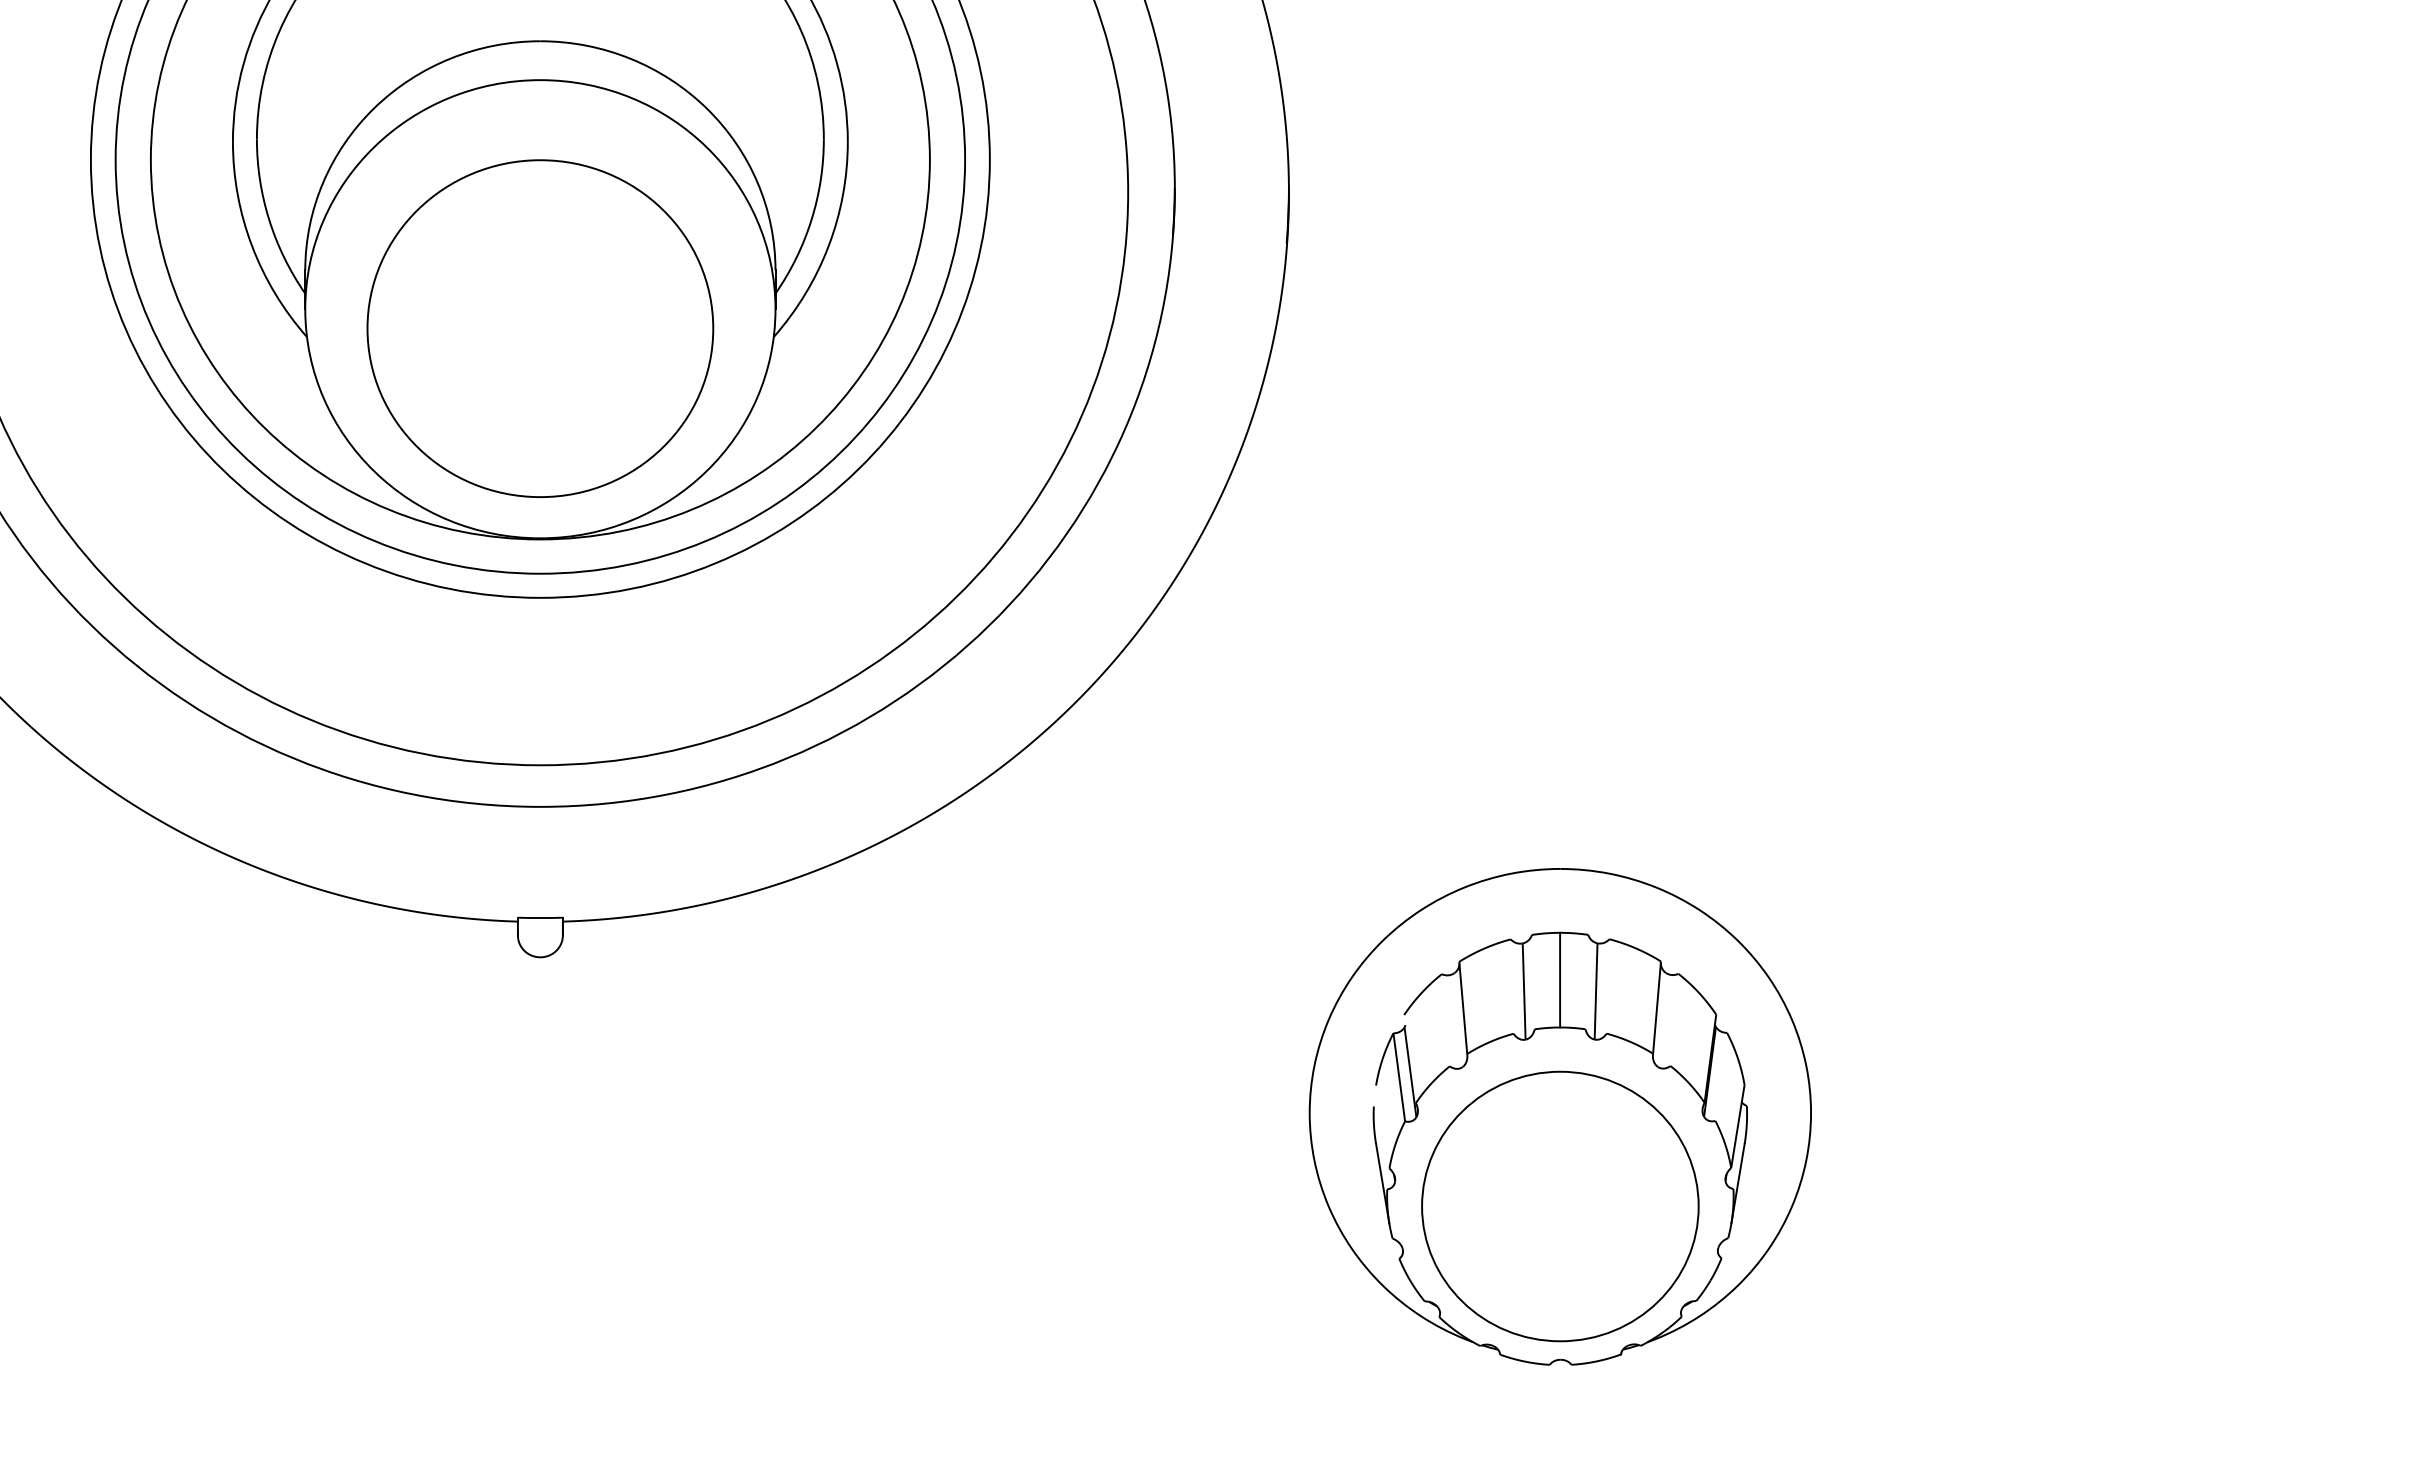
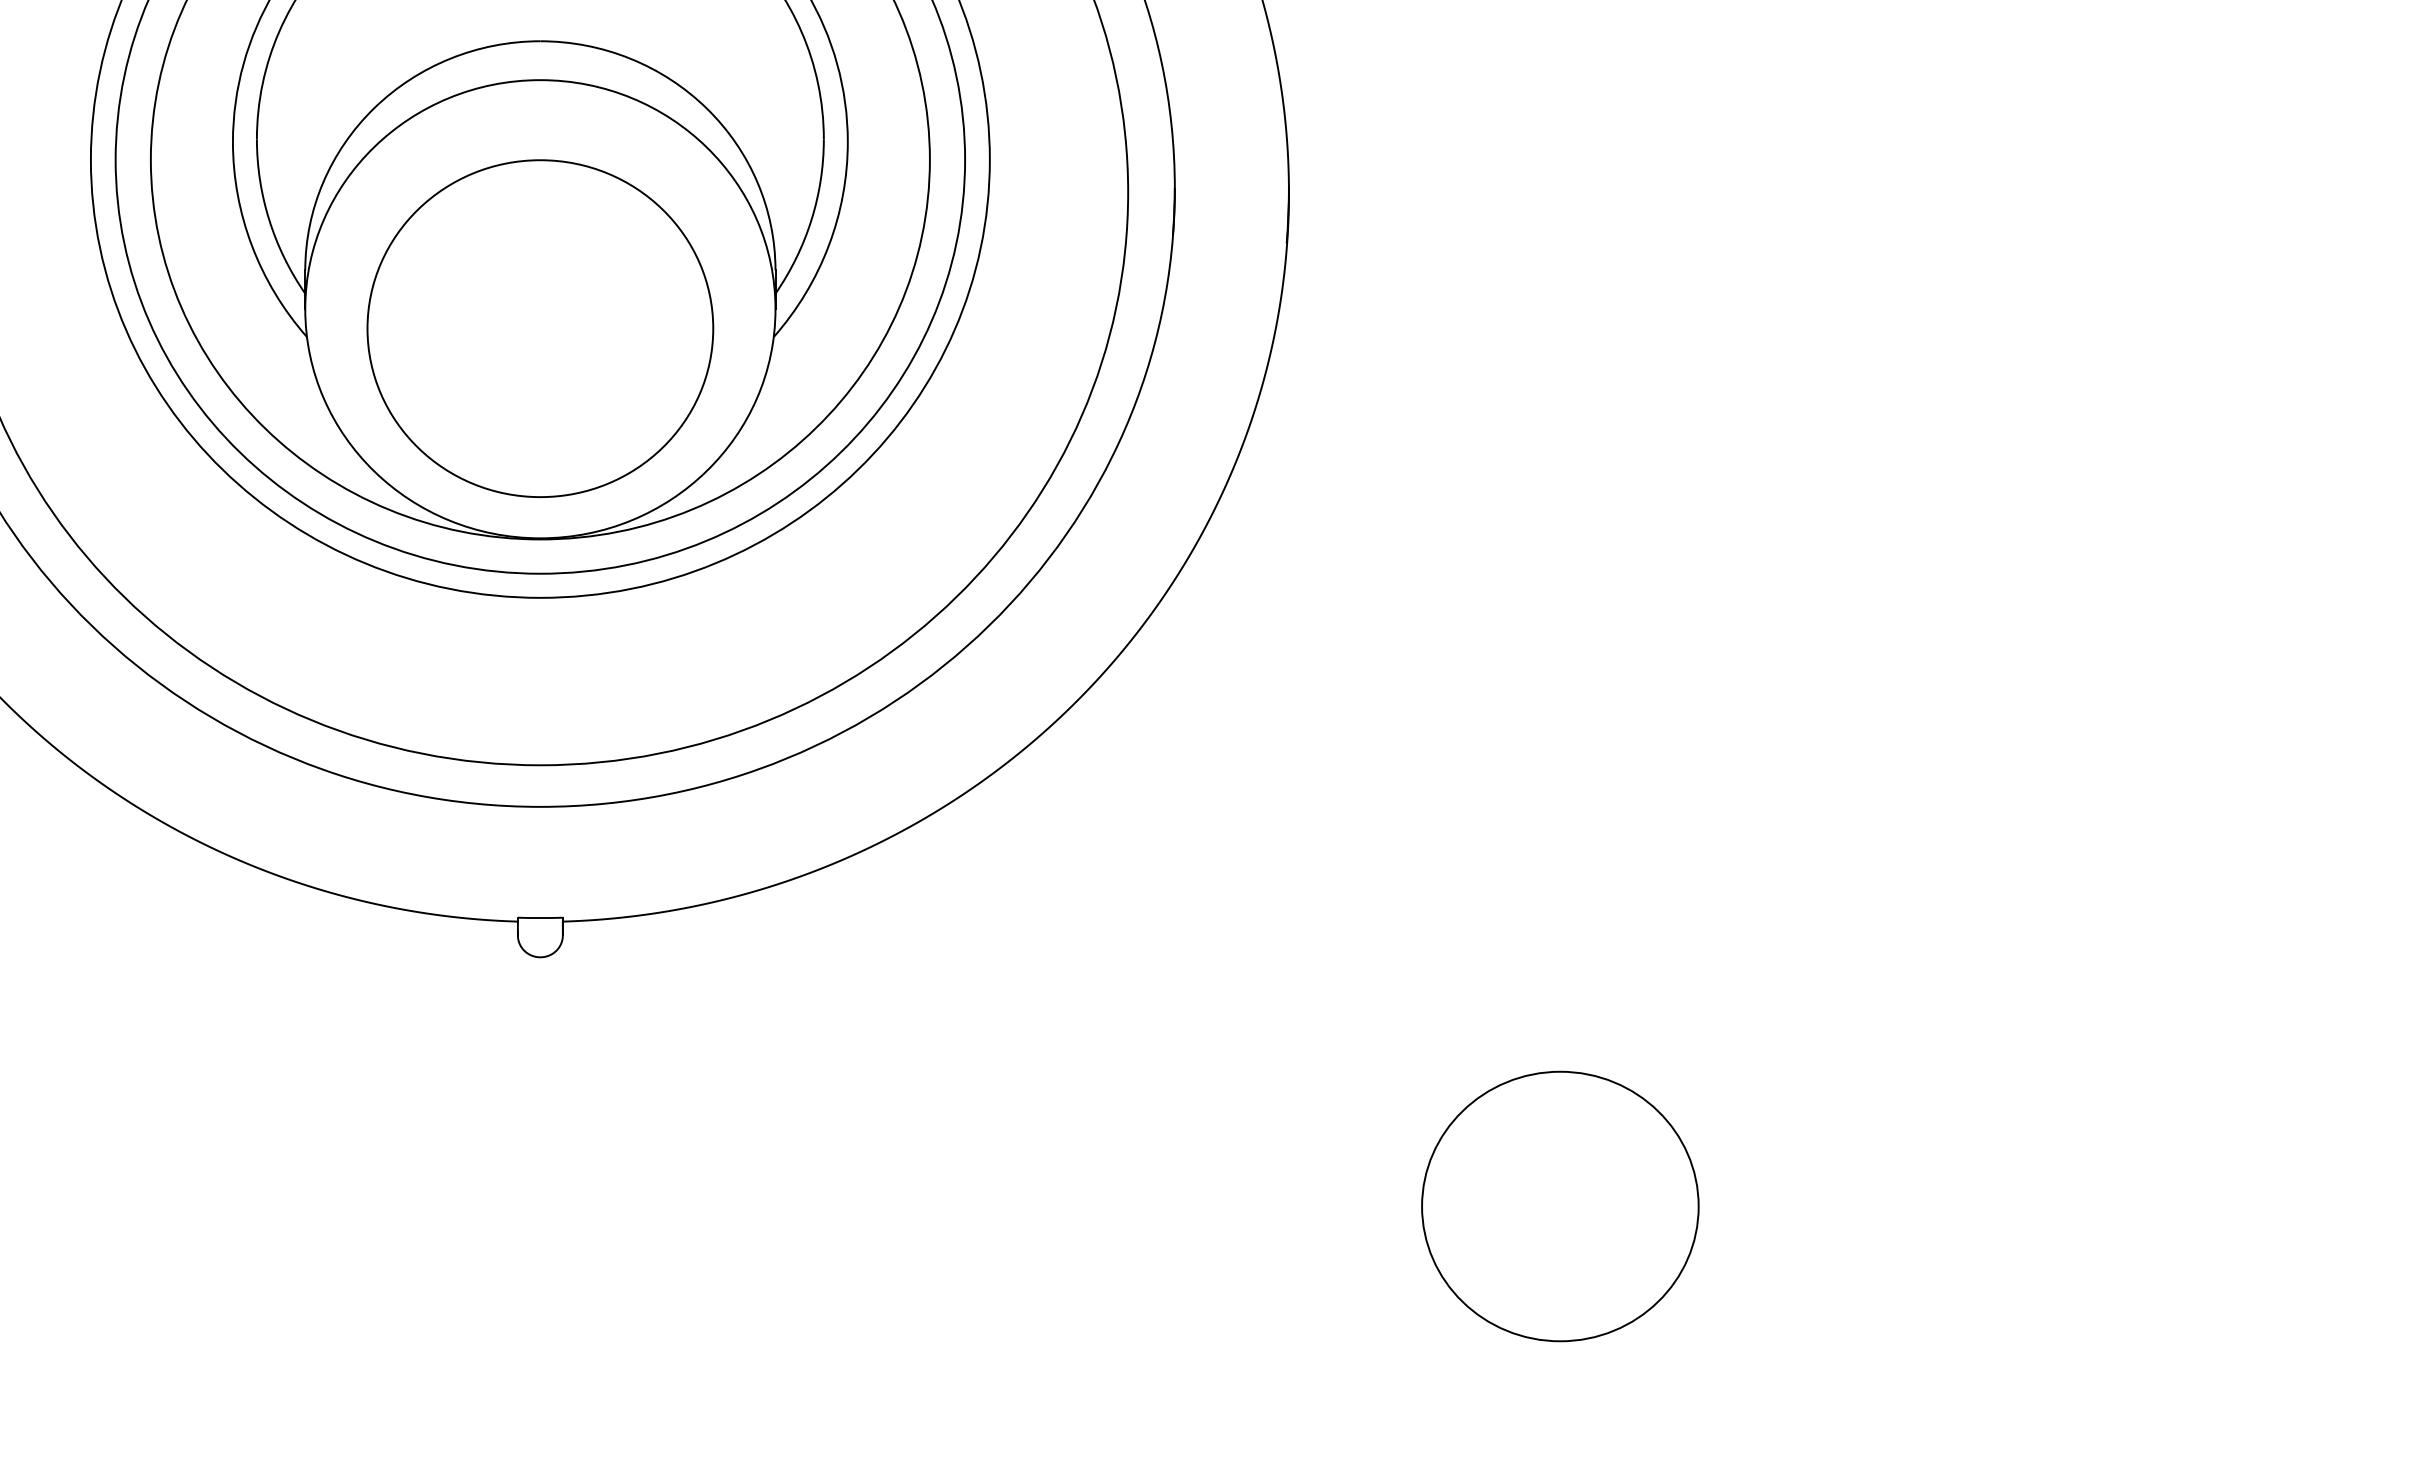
part: present -> none (1559, 1116)
